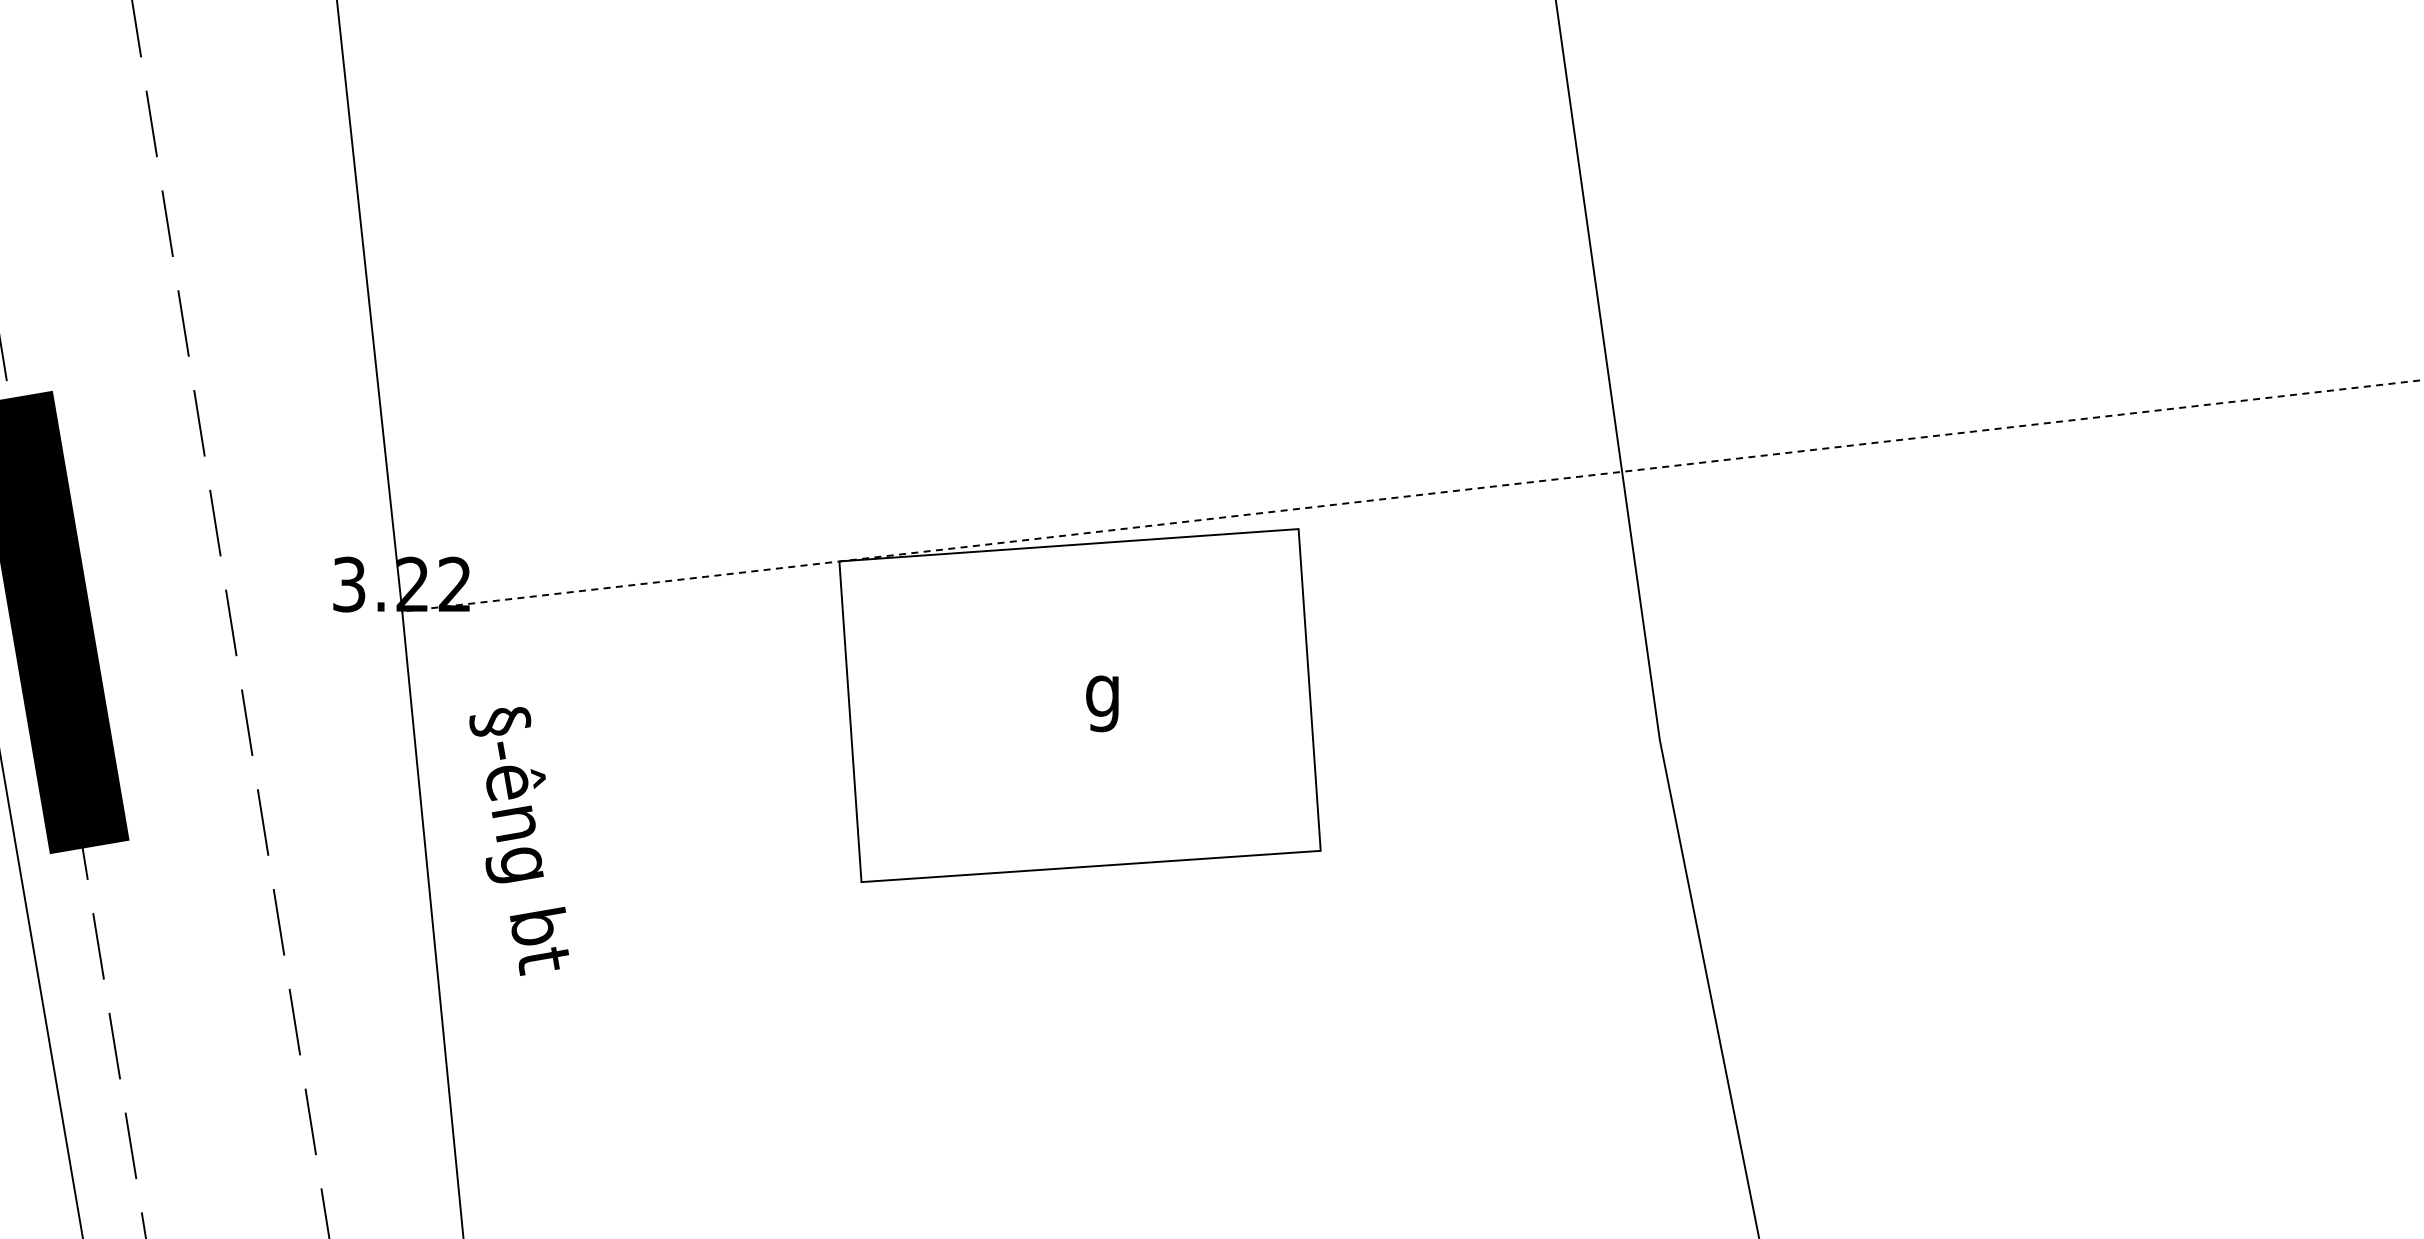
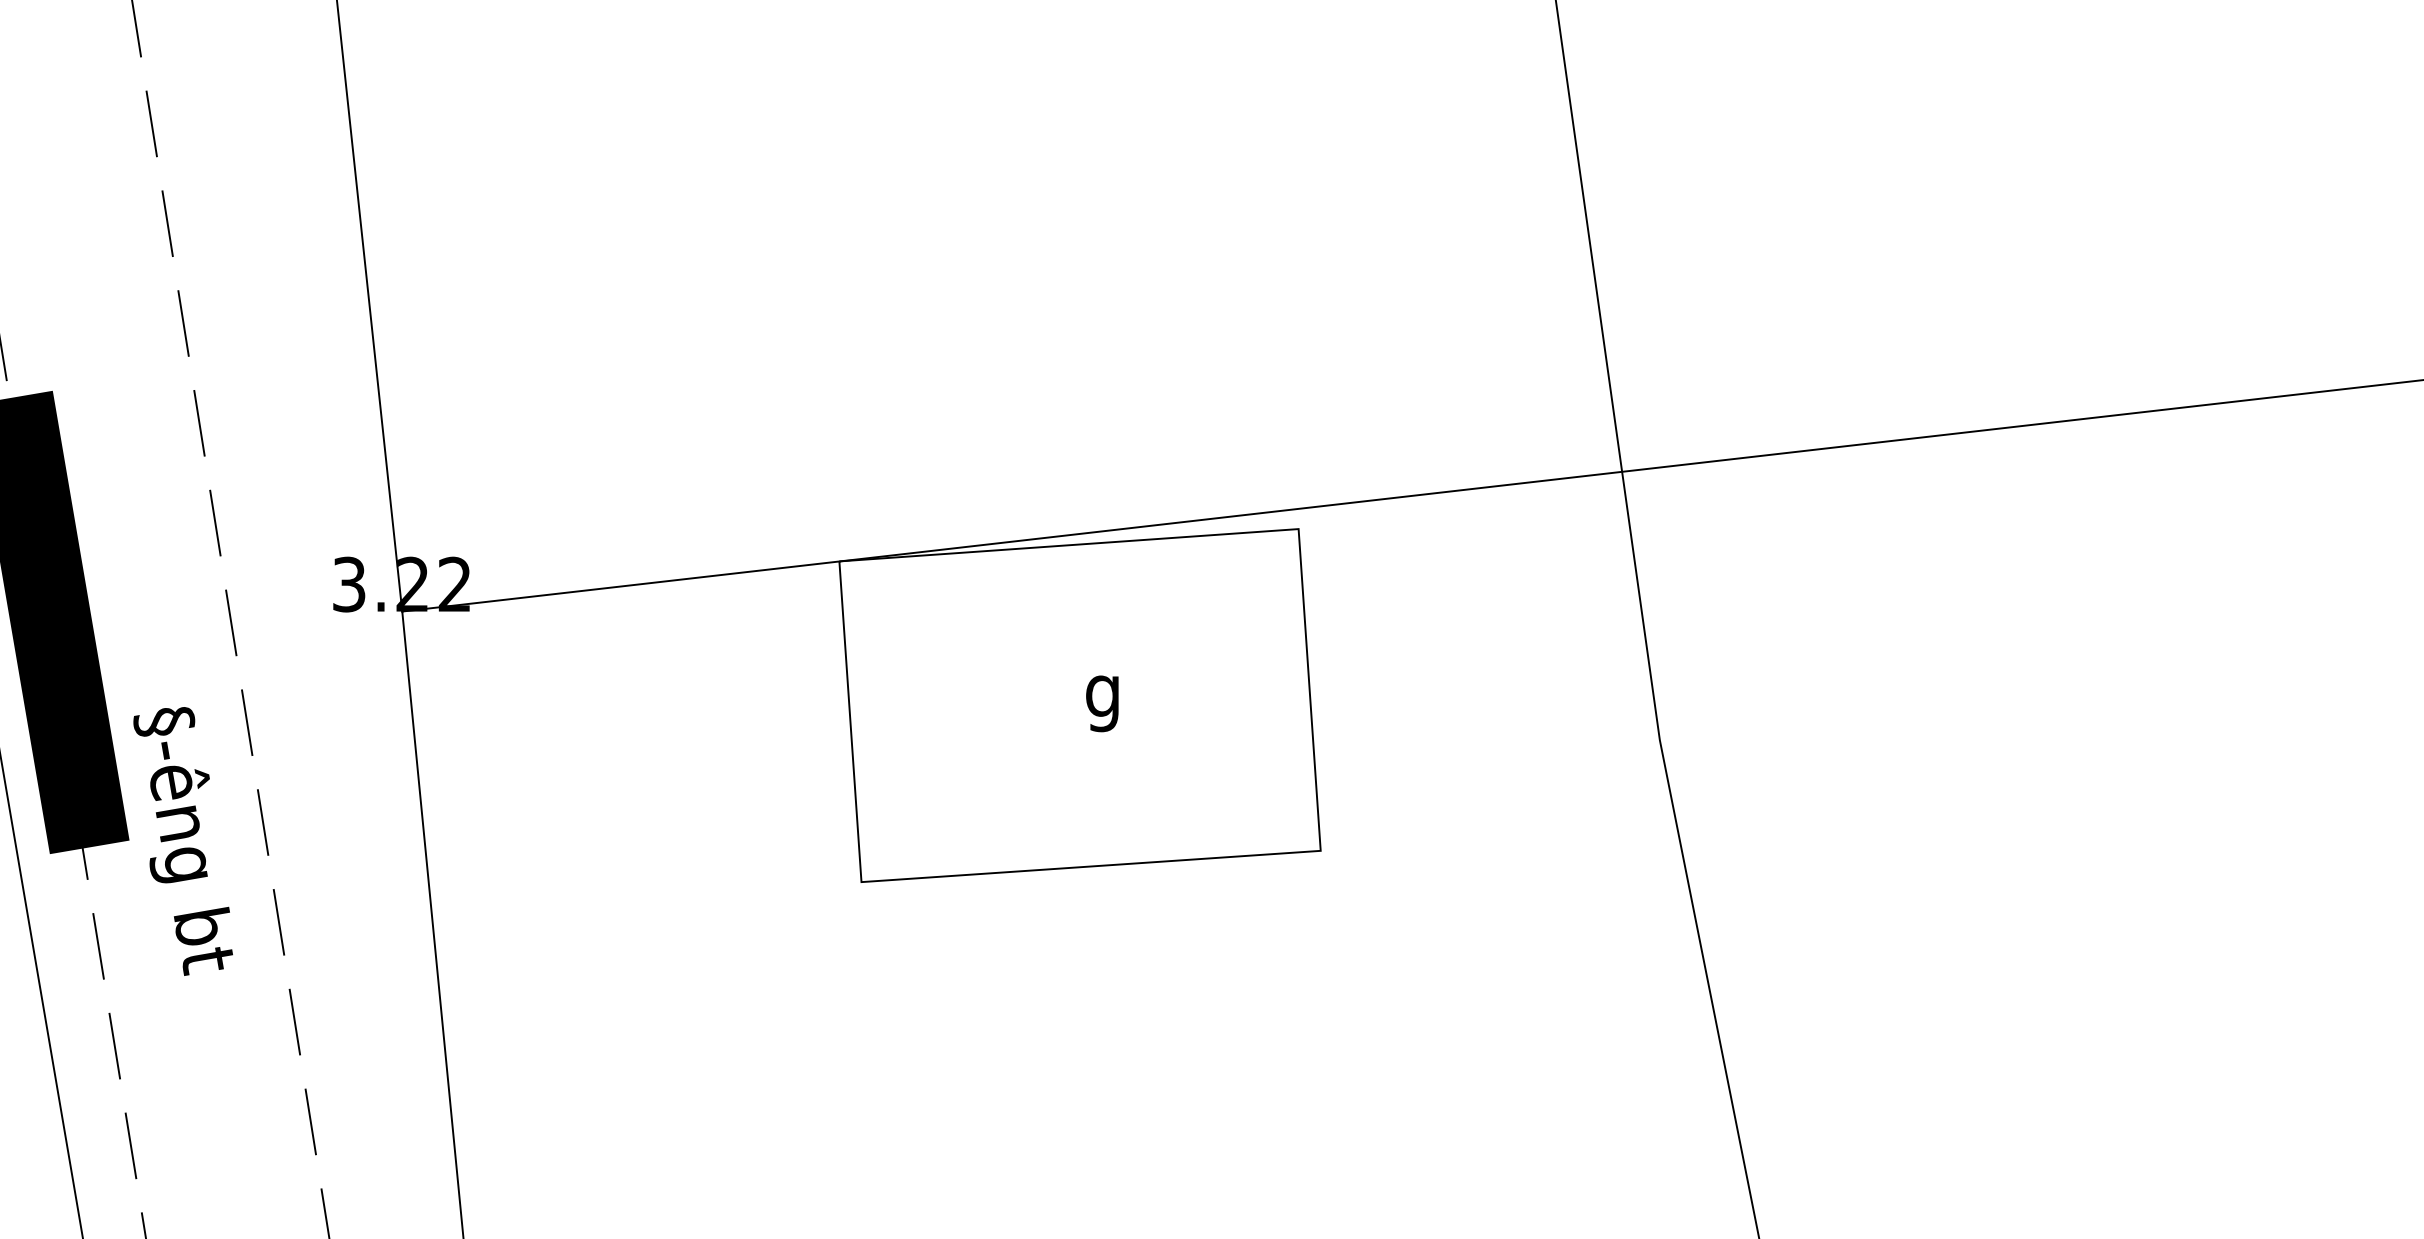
line: dashed -> solid (1412, 495)
text position: (518, 841) -> (182, 841) (182, 841)
